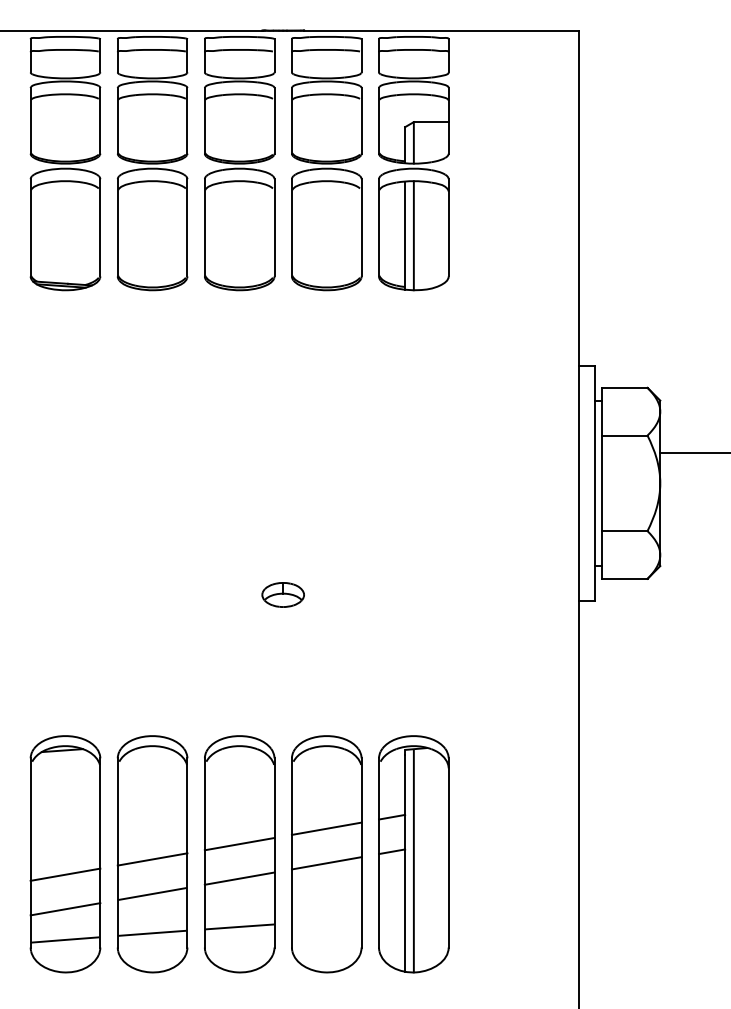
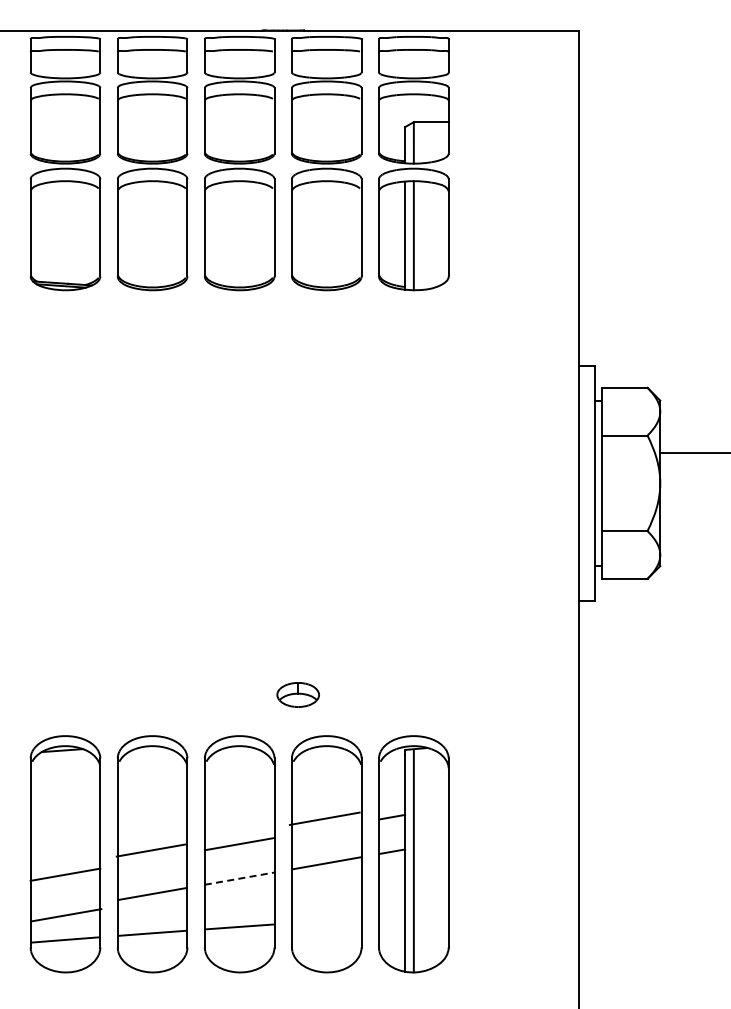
part position: (282, 594) -> (297, 694) (297, 694)
line position: (326, 828) -> (324, 818) (324, 818)
line position: (152, 859) -> (151, 850) (151, 850)
line: solid -> dashed (240, 878)
line position: (65, 909) -> (66, 915) (66, 915)
